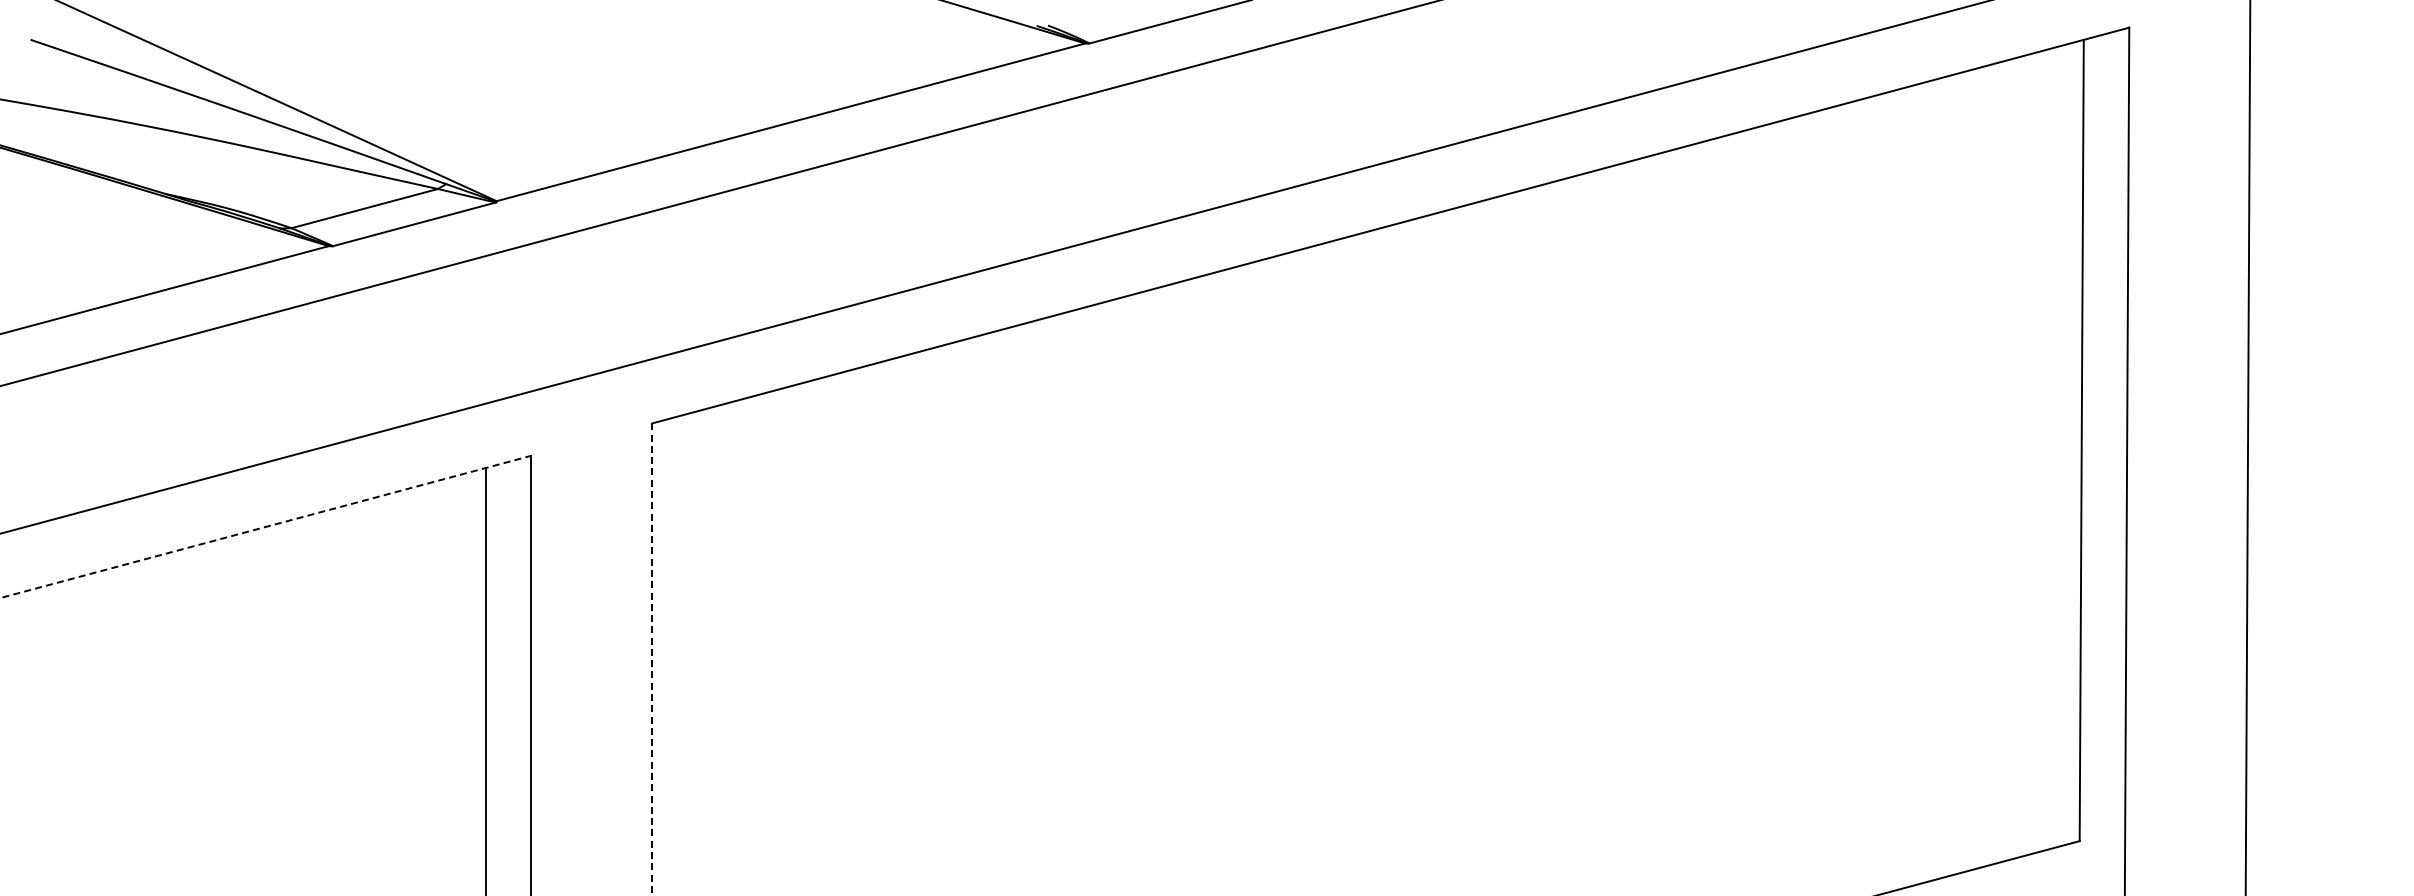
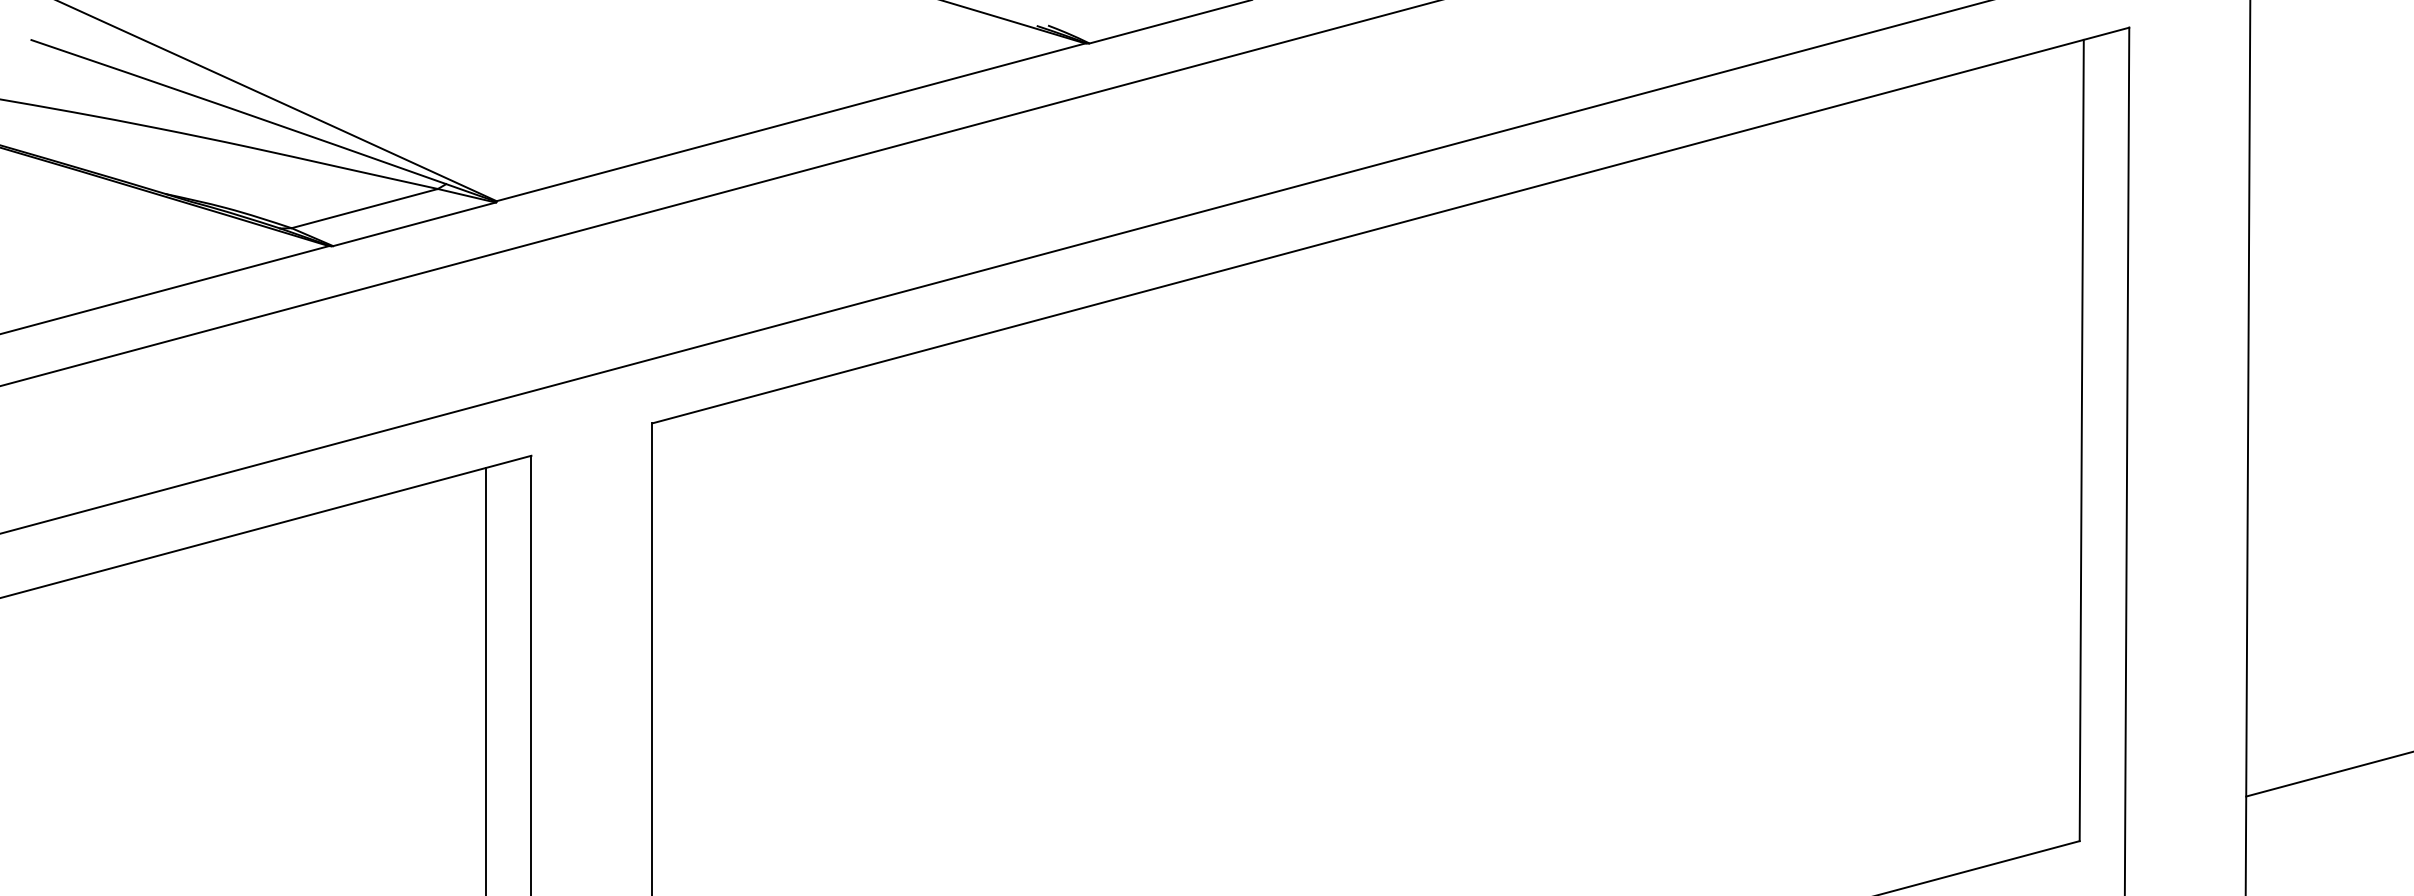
line: dashed -> solid (265, 526)
line: dashed -> solid (652, 659)
line: none -> present (2328, 774)
